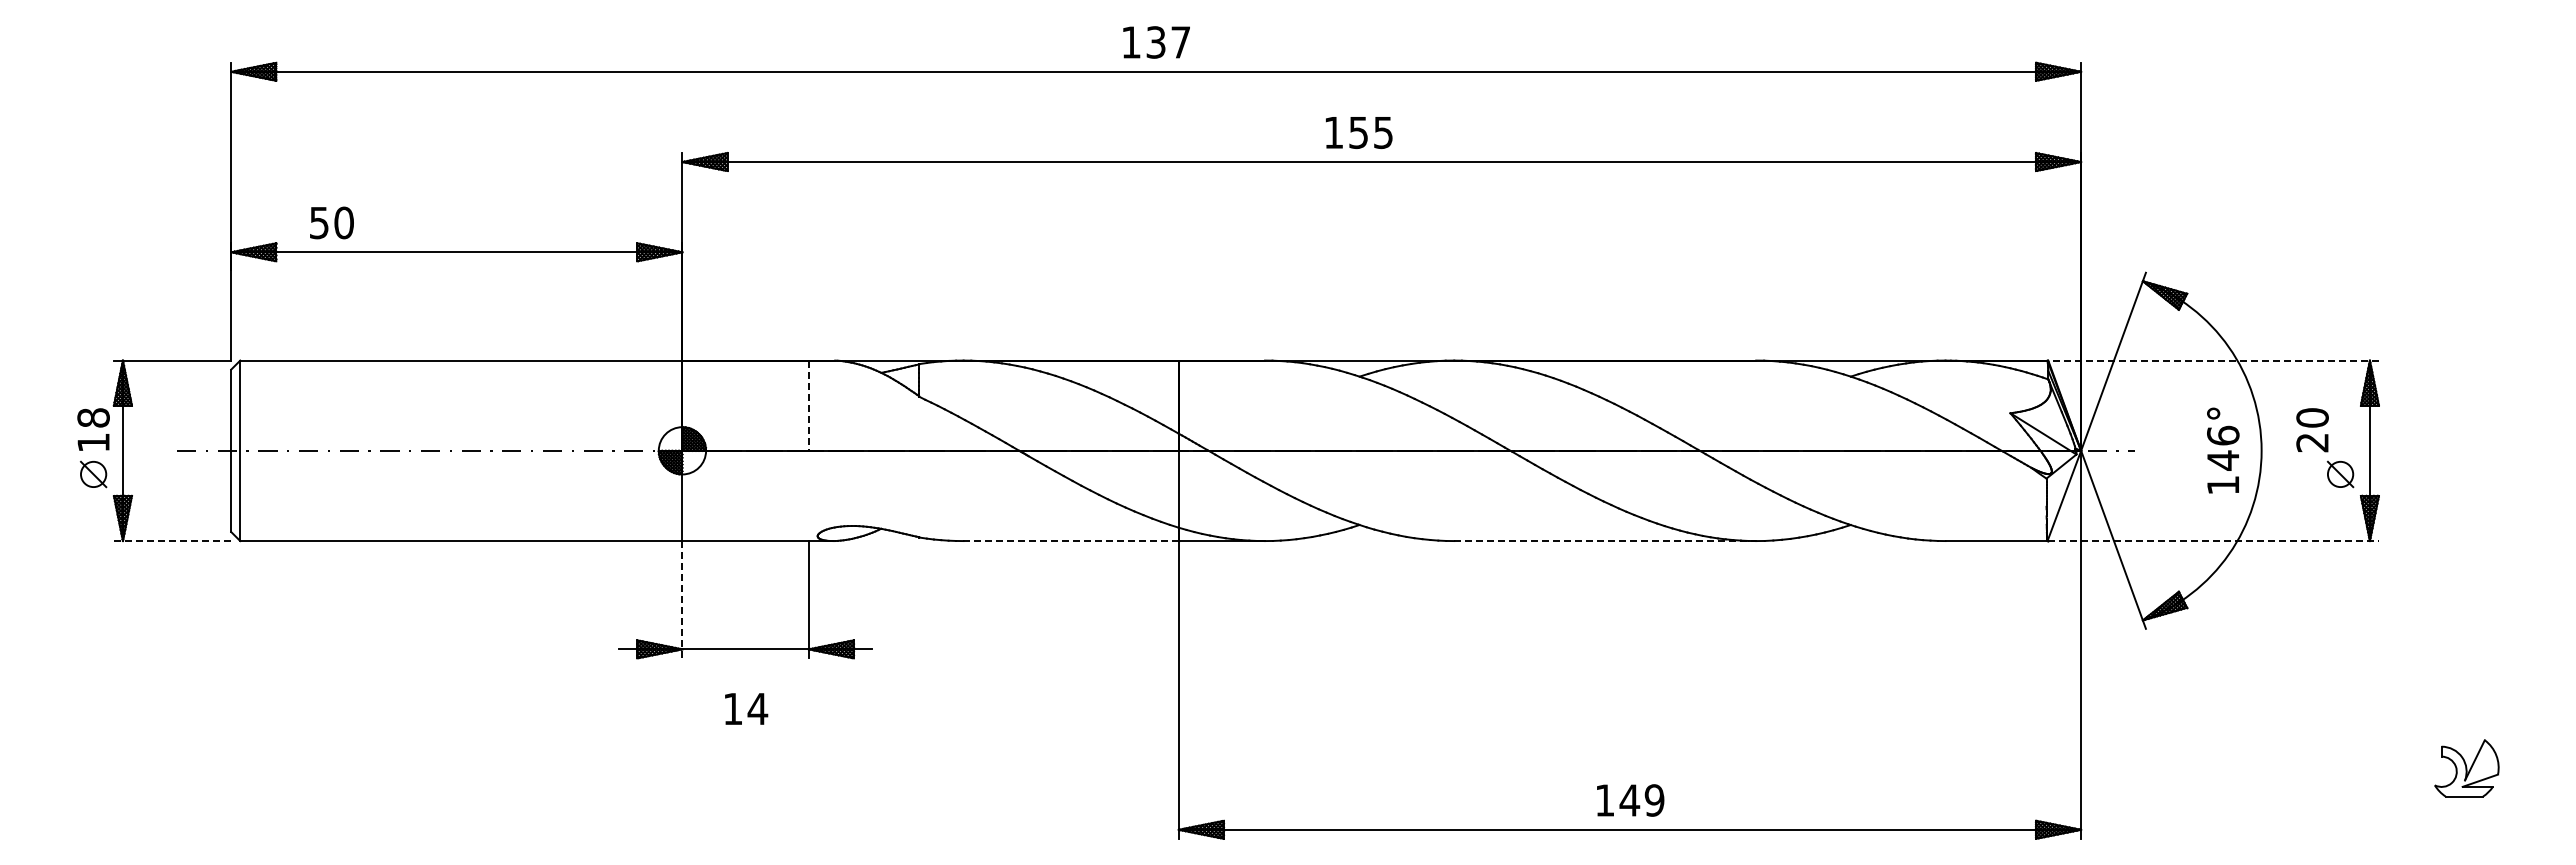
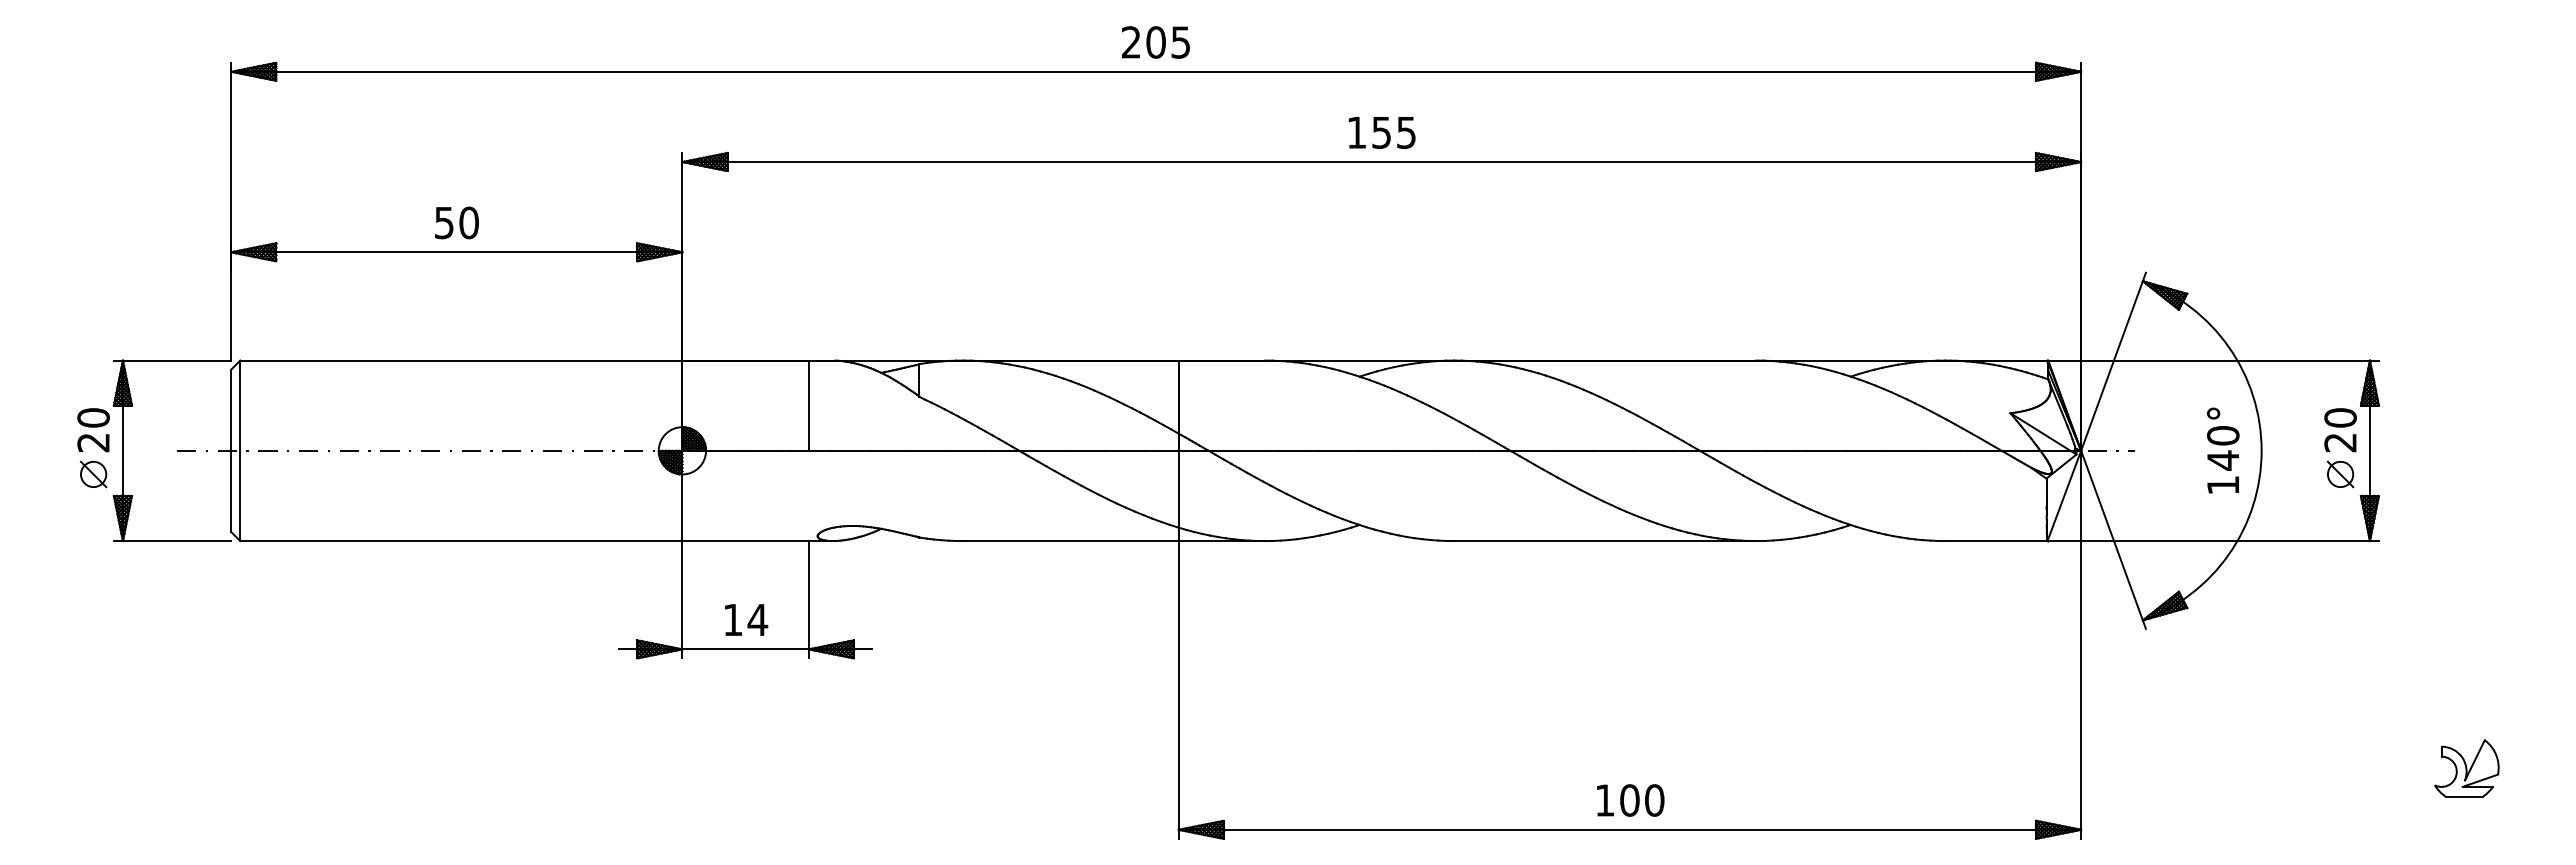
text: 137 -> 205 (1155, 42)
text position: (1359, 132) -> (1382, 132) (1382, 132)
text position: (331, 222) -> (456, 222) (456, 222)
line: dashed -> solid (2213, 360)
line: dashed -> solid (808, 406)
text: 18 -> 20 (93, 430)
text position: (2312, 430) -> (2340, 430) (2340, 430)
text: 146° -> 140° (2223, 435)
line: dashed -> solid (172, 541)
line: dashed -> solid (1070, 541)
line: dashed -> solid (1605, 541)
line: dashed -> solid (2214, 541)
line: dashed -> solid (682, 599)
text position: (746, 708) -> (746, 619) (746, 619)
text: 149 -> 100 (1641, 800)
